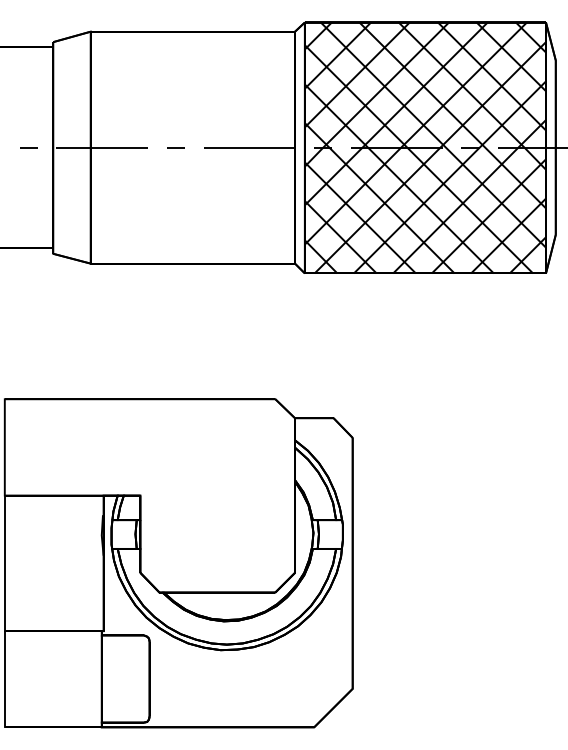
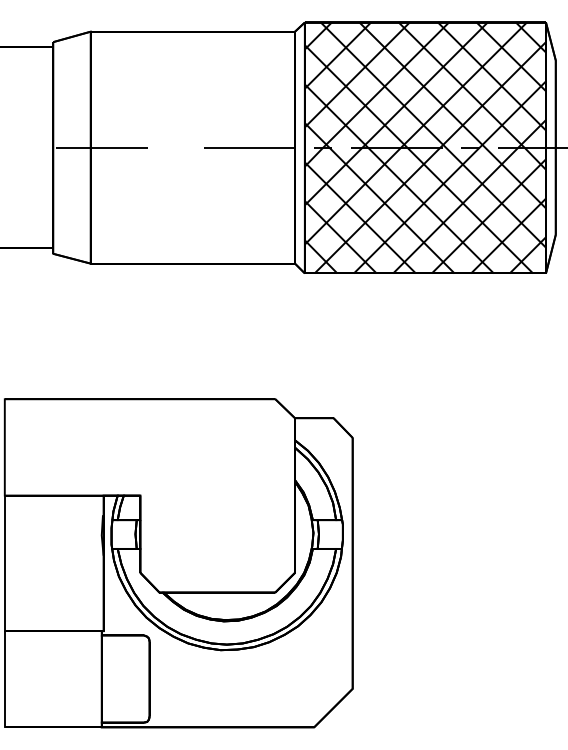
line: present -> none (28, 147)
line: present -> none (175, 147)
